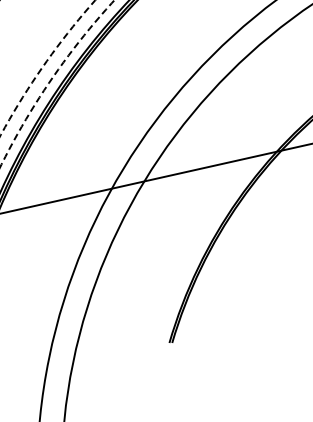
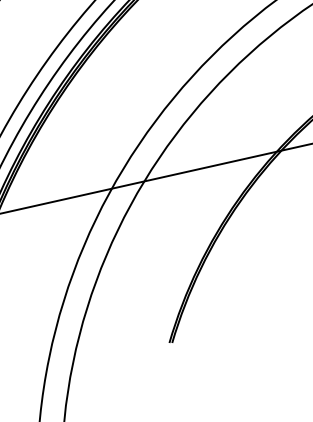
circle: dashed -> solid (47, 67)
circle: dashed -> solid (57, 83)
